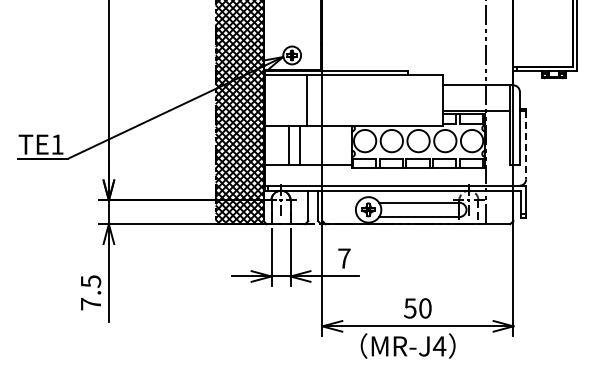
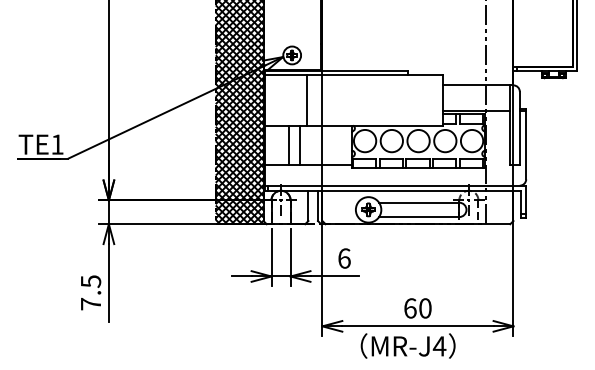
line: dashed -> solid (526, 145)
text: 7 -> 6 (344, 258)
text: 50 -> 60 (409, 308)
